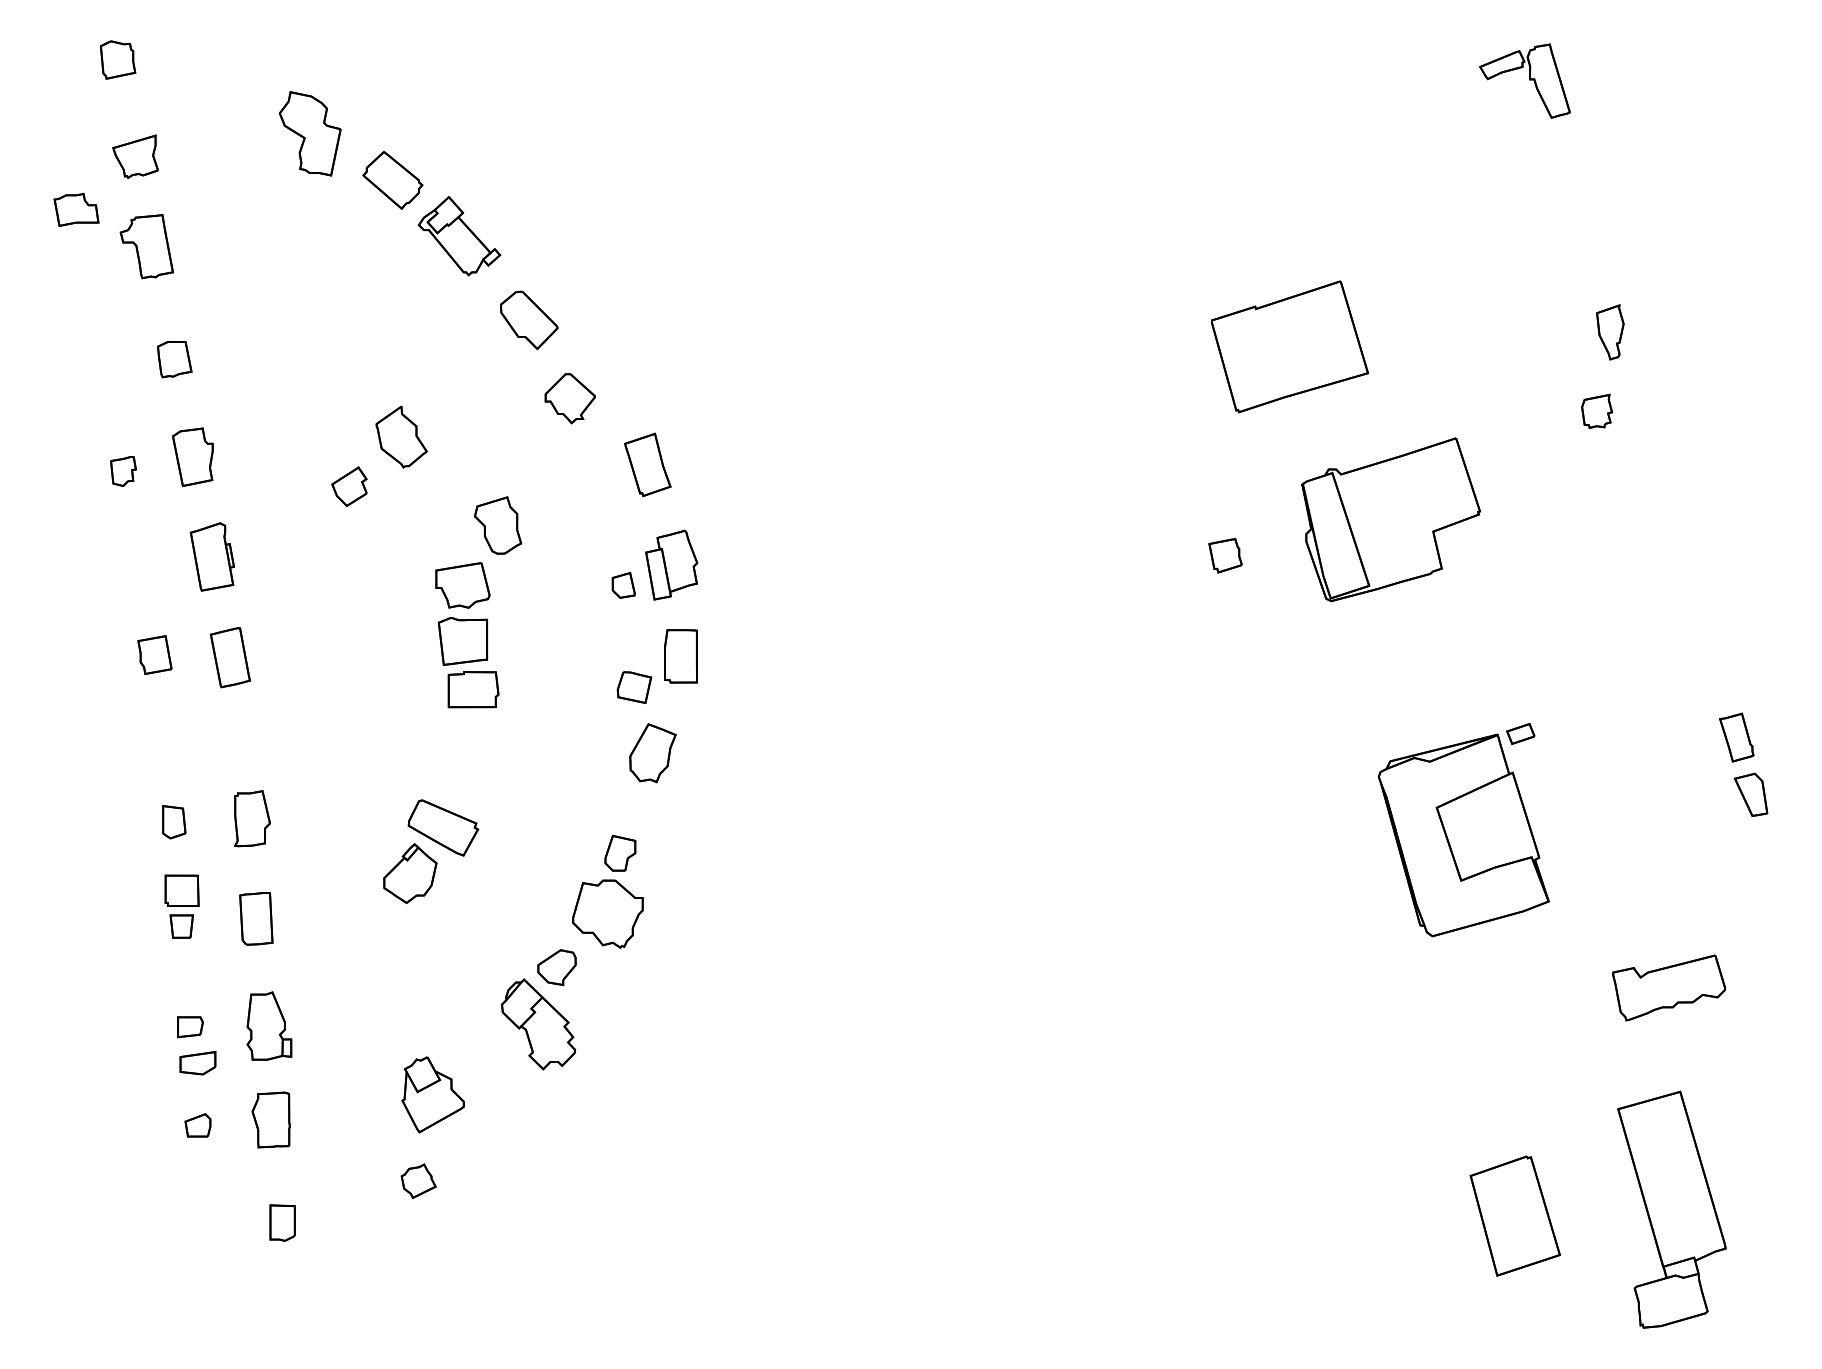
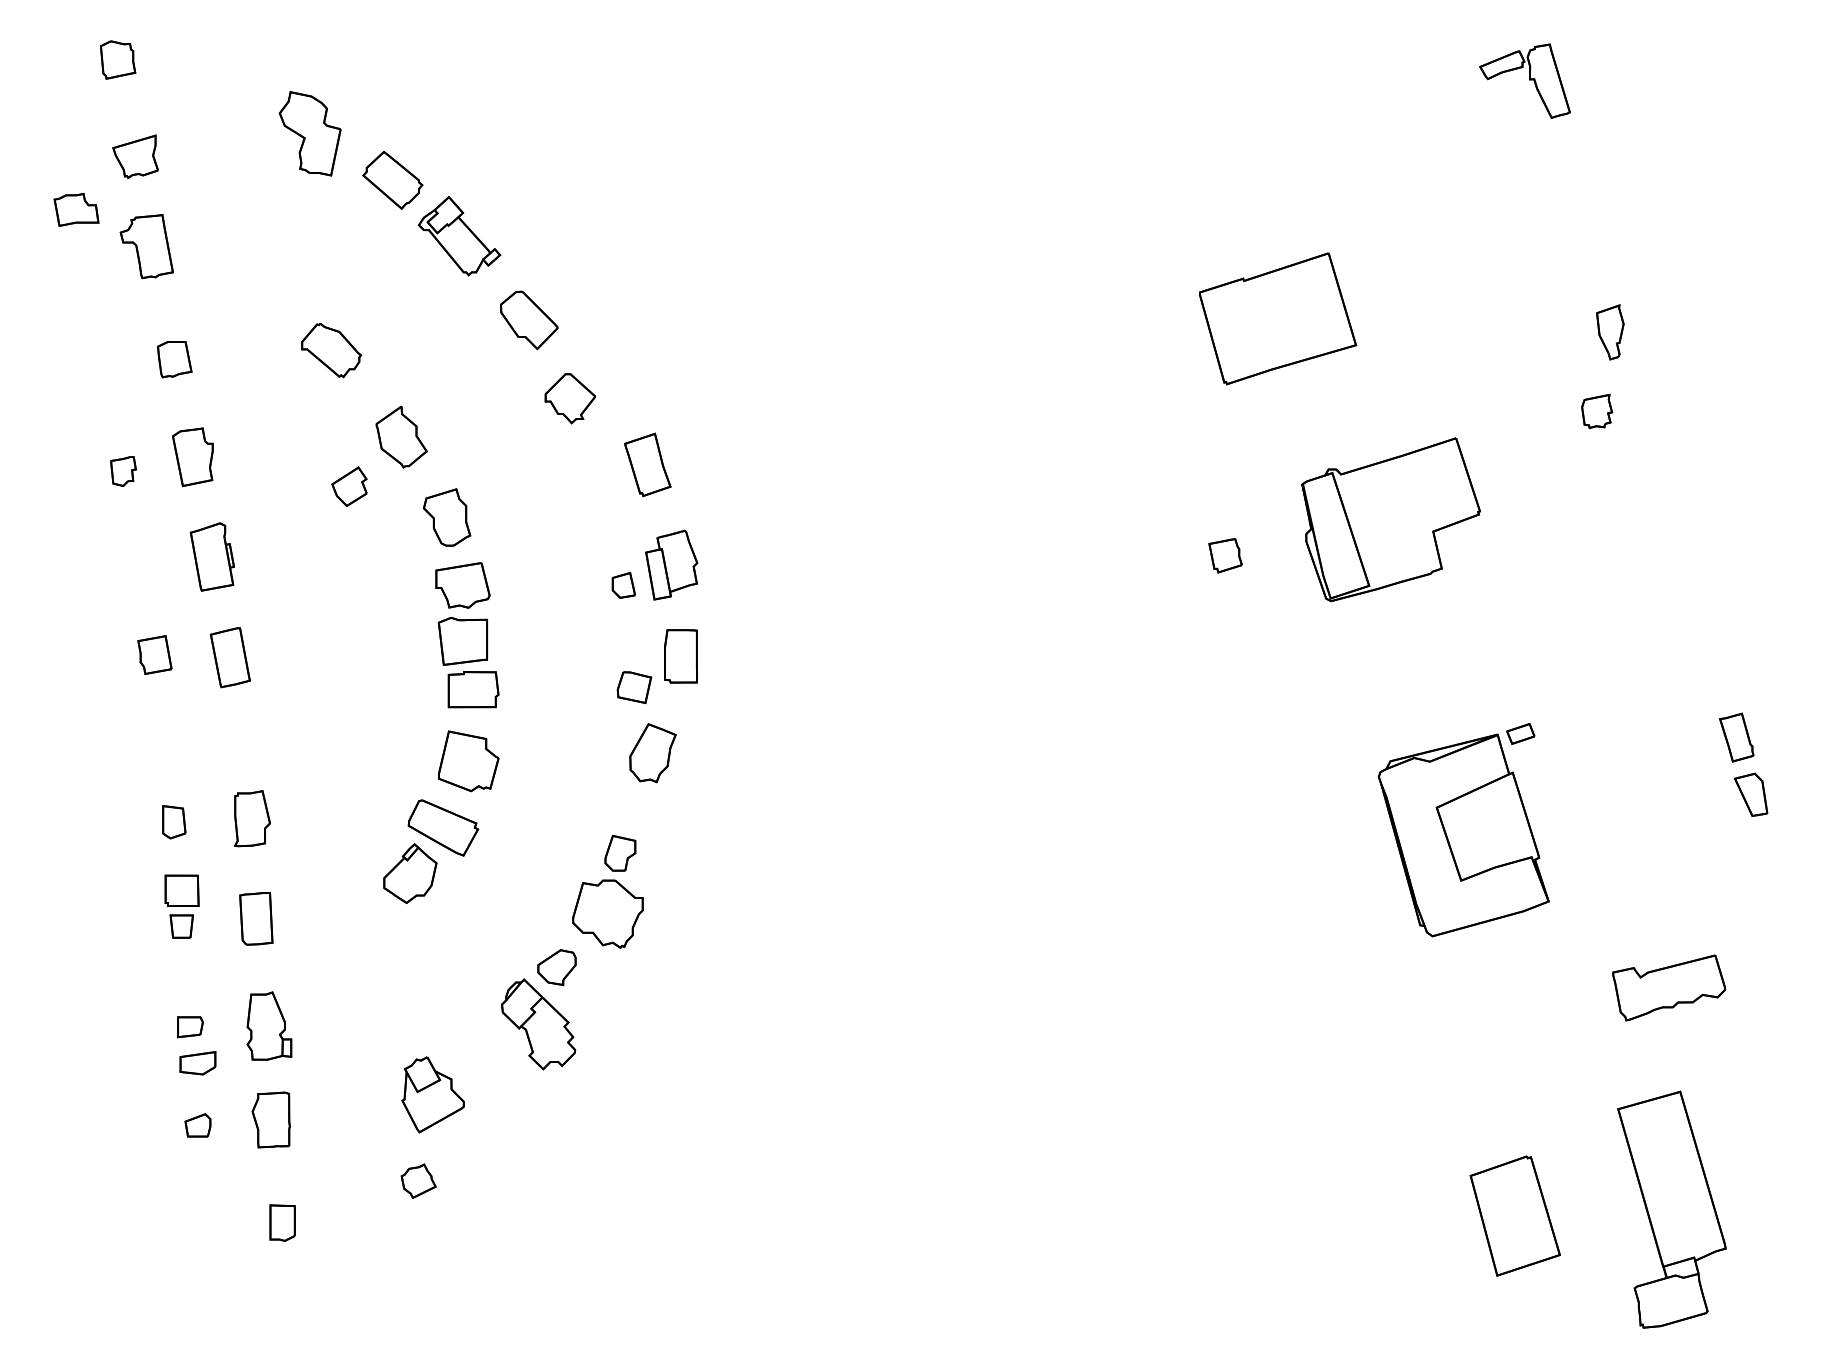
part position: (1290, 346) -> (1278, 318) (1278, 318)
part: none -> present (331, 350)
part position: (498, 525) -> (447, 517) (447, 517)
part: none -> present (468, 761)
